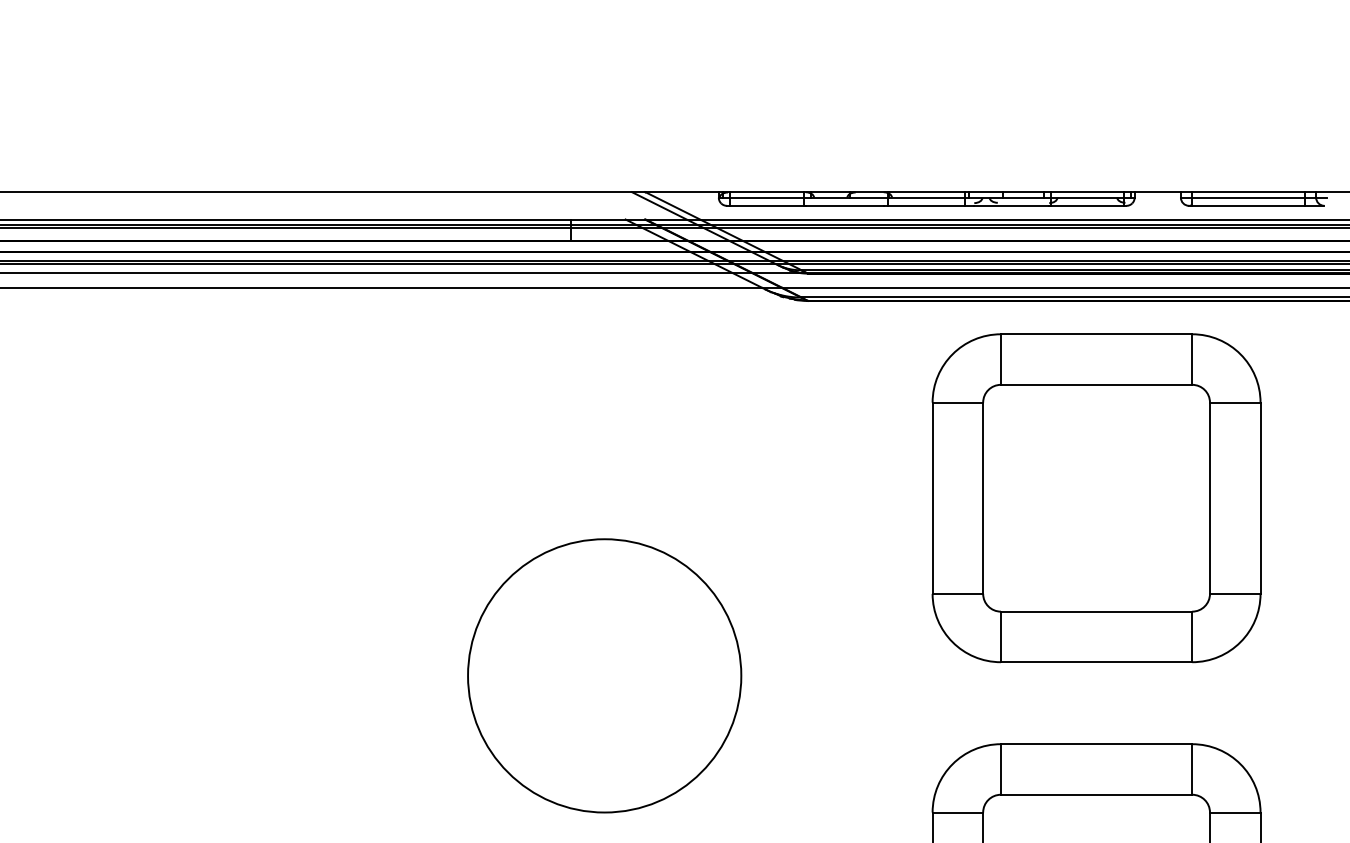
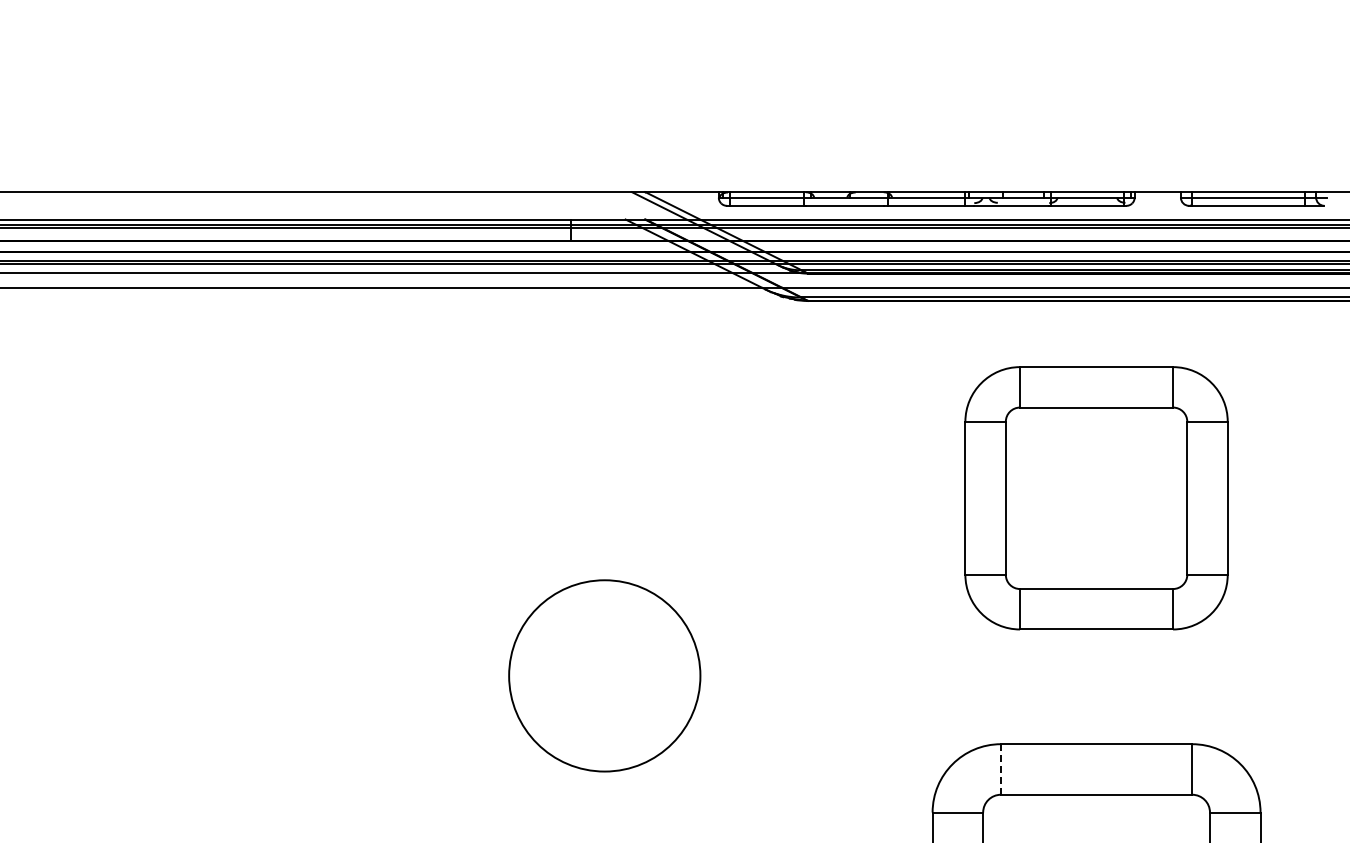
part size: 331x331 px -> 265x265 px (1096, 498)
circle size: 276x276 px -> 194x194 px (604, 675)
line: solid -> dashed (1000, 768)
